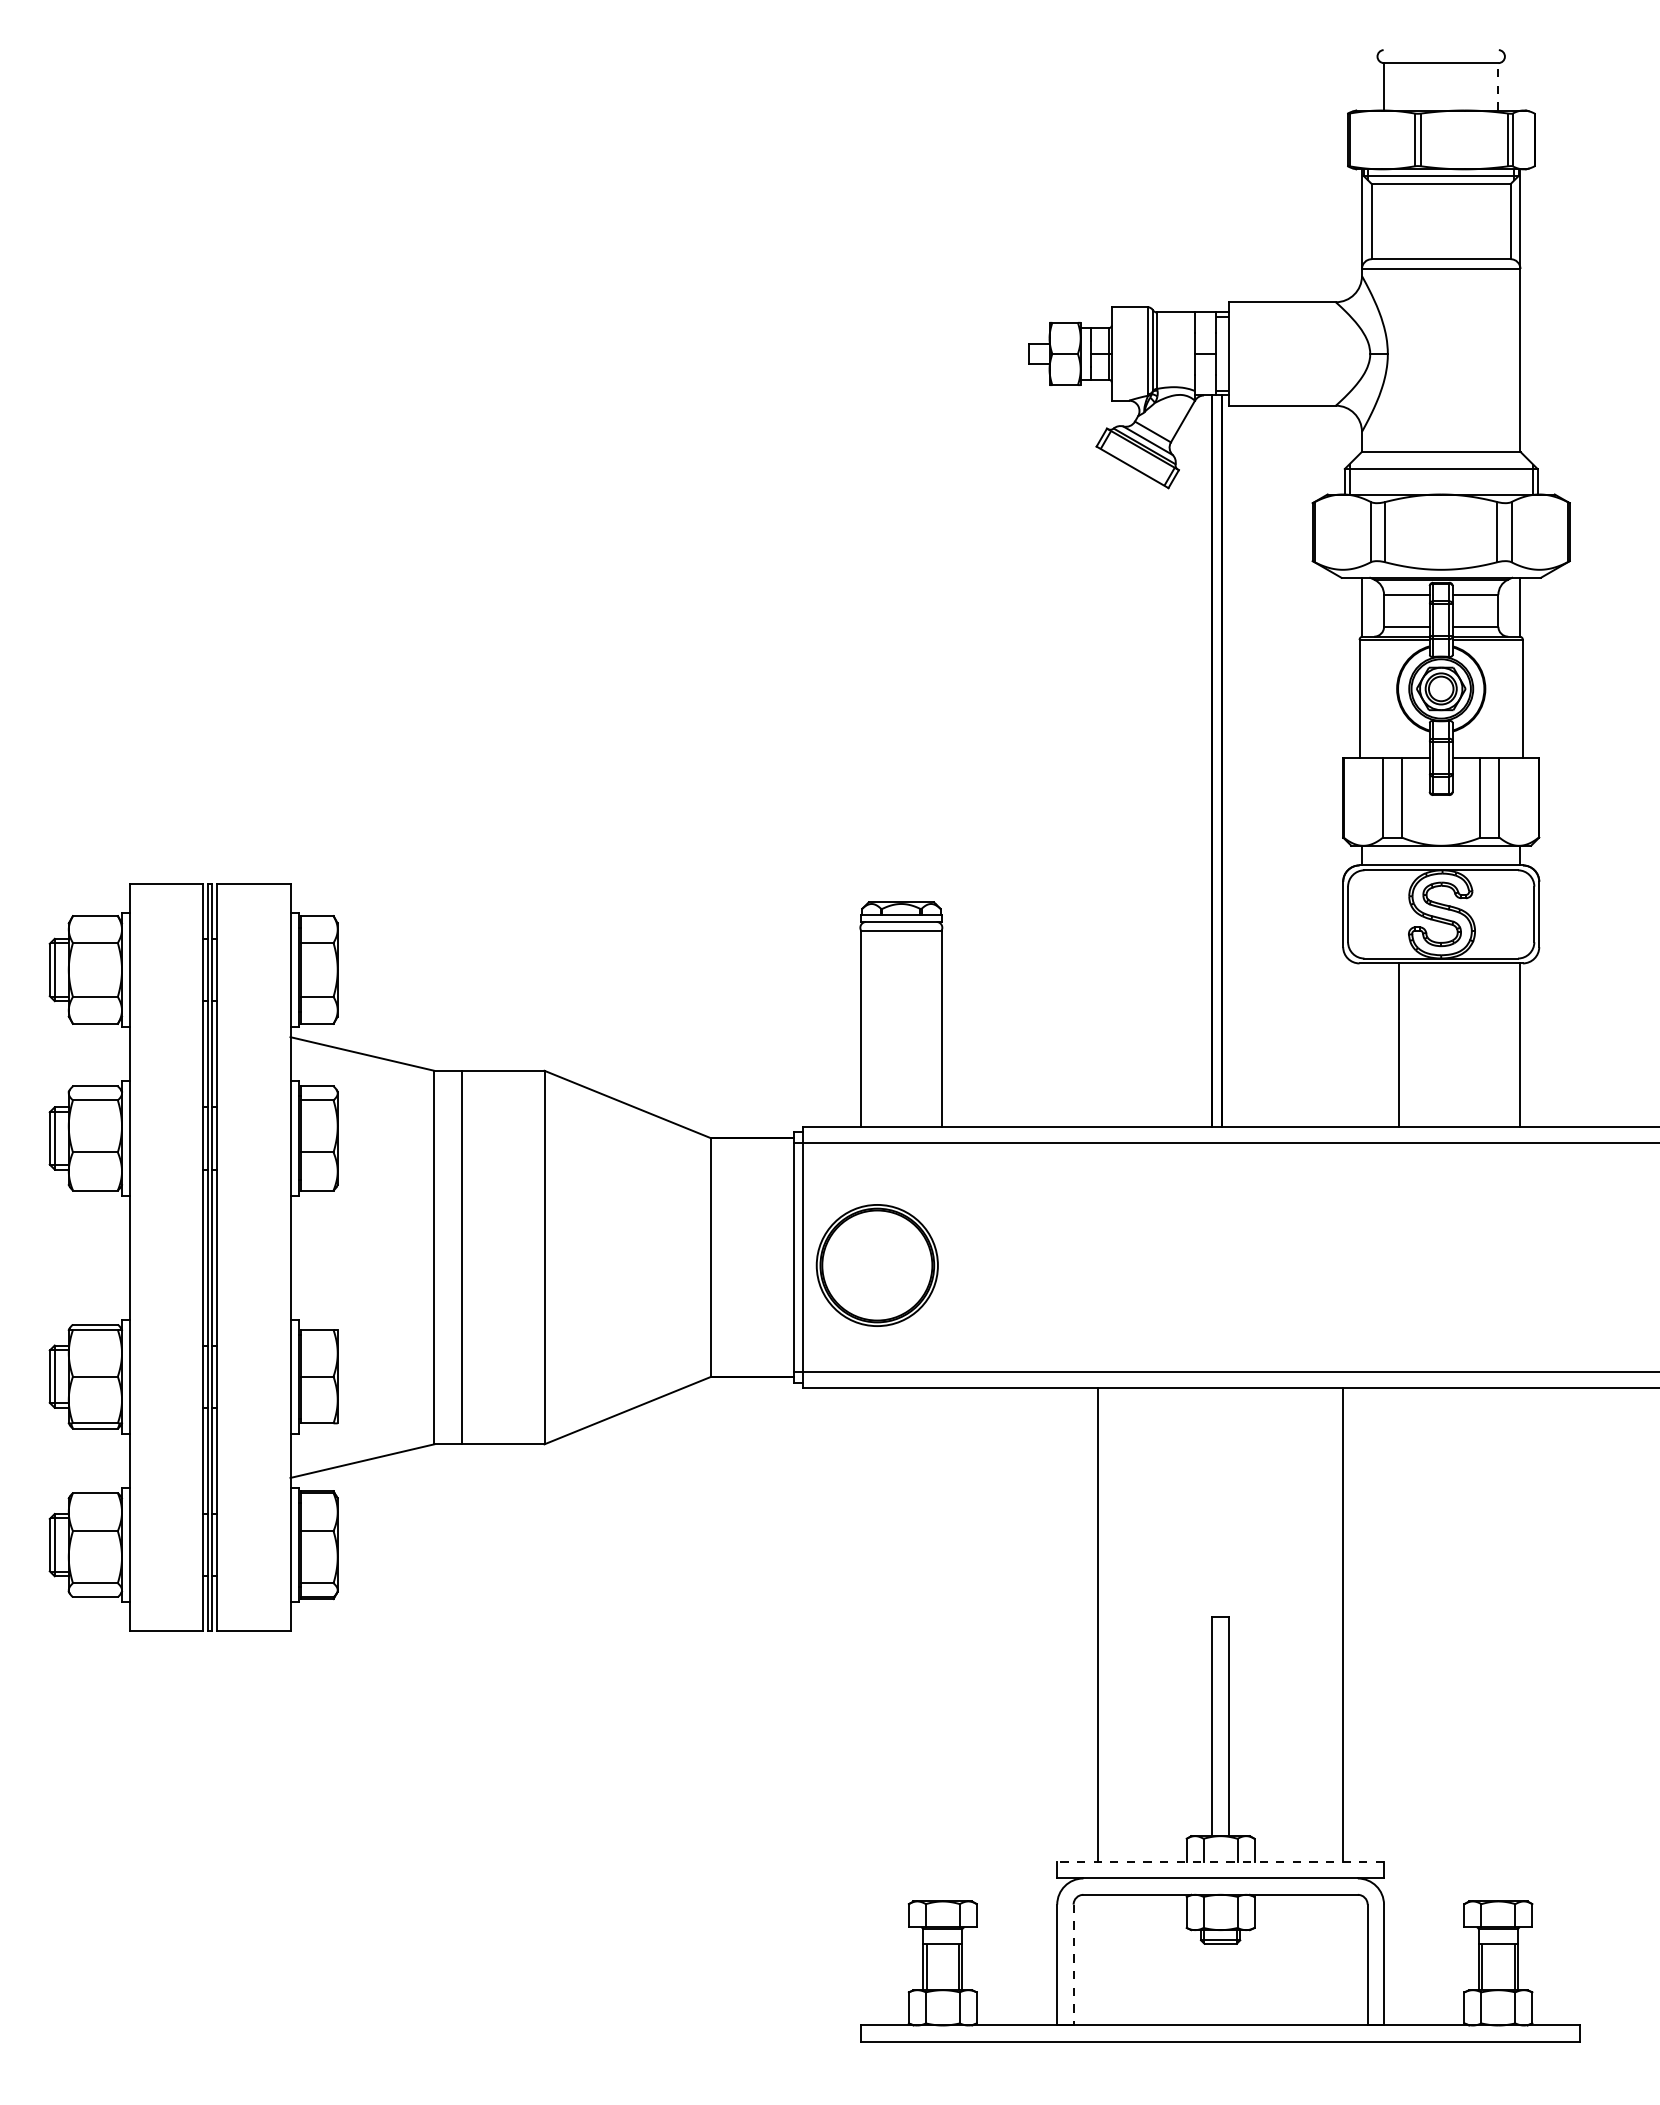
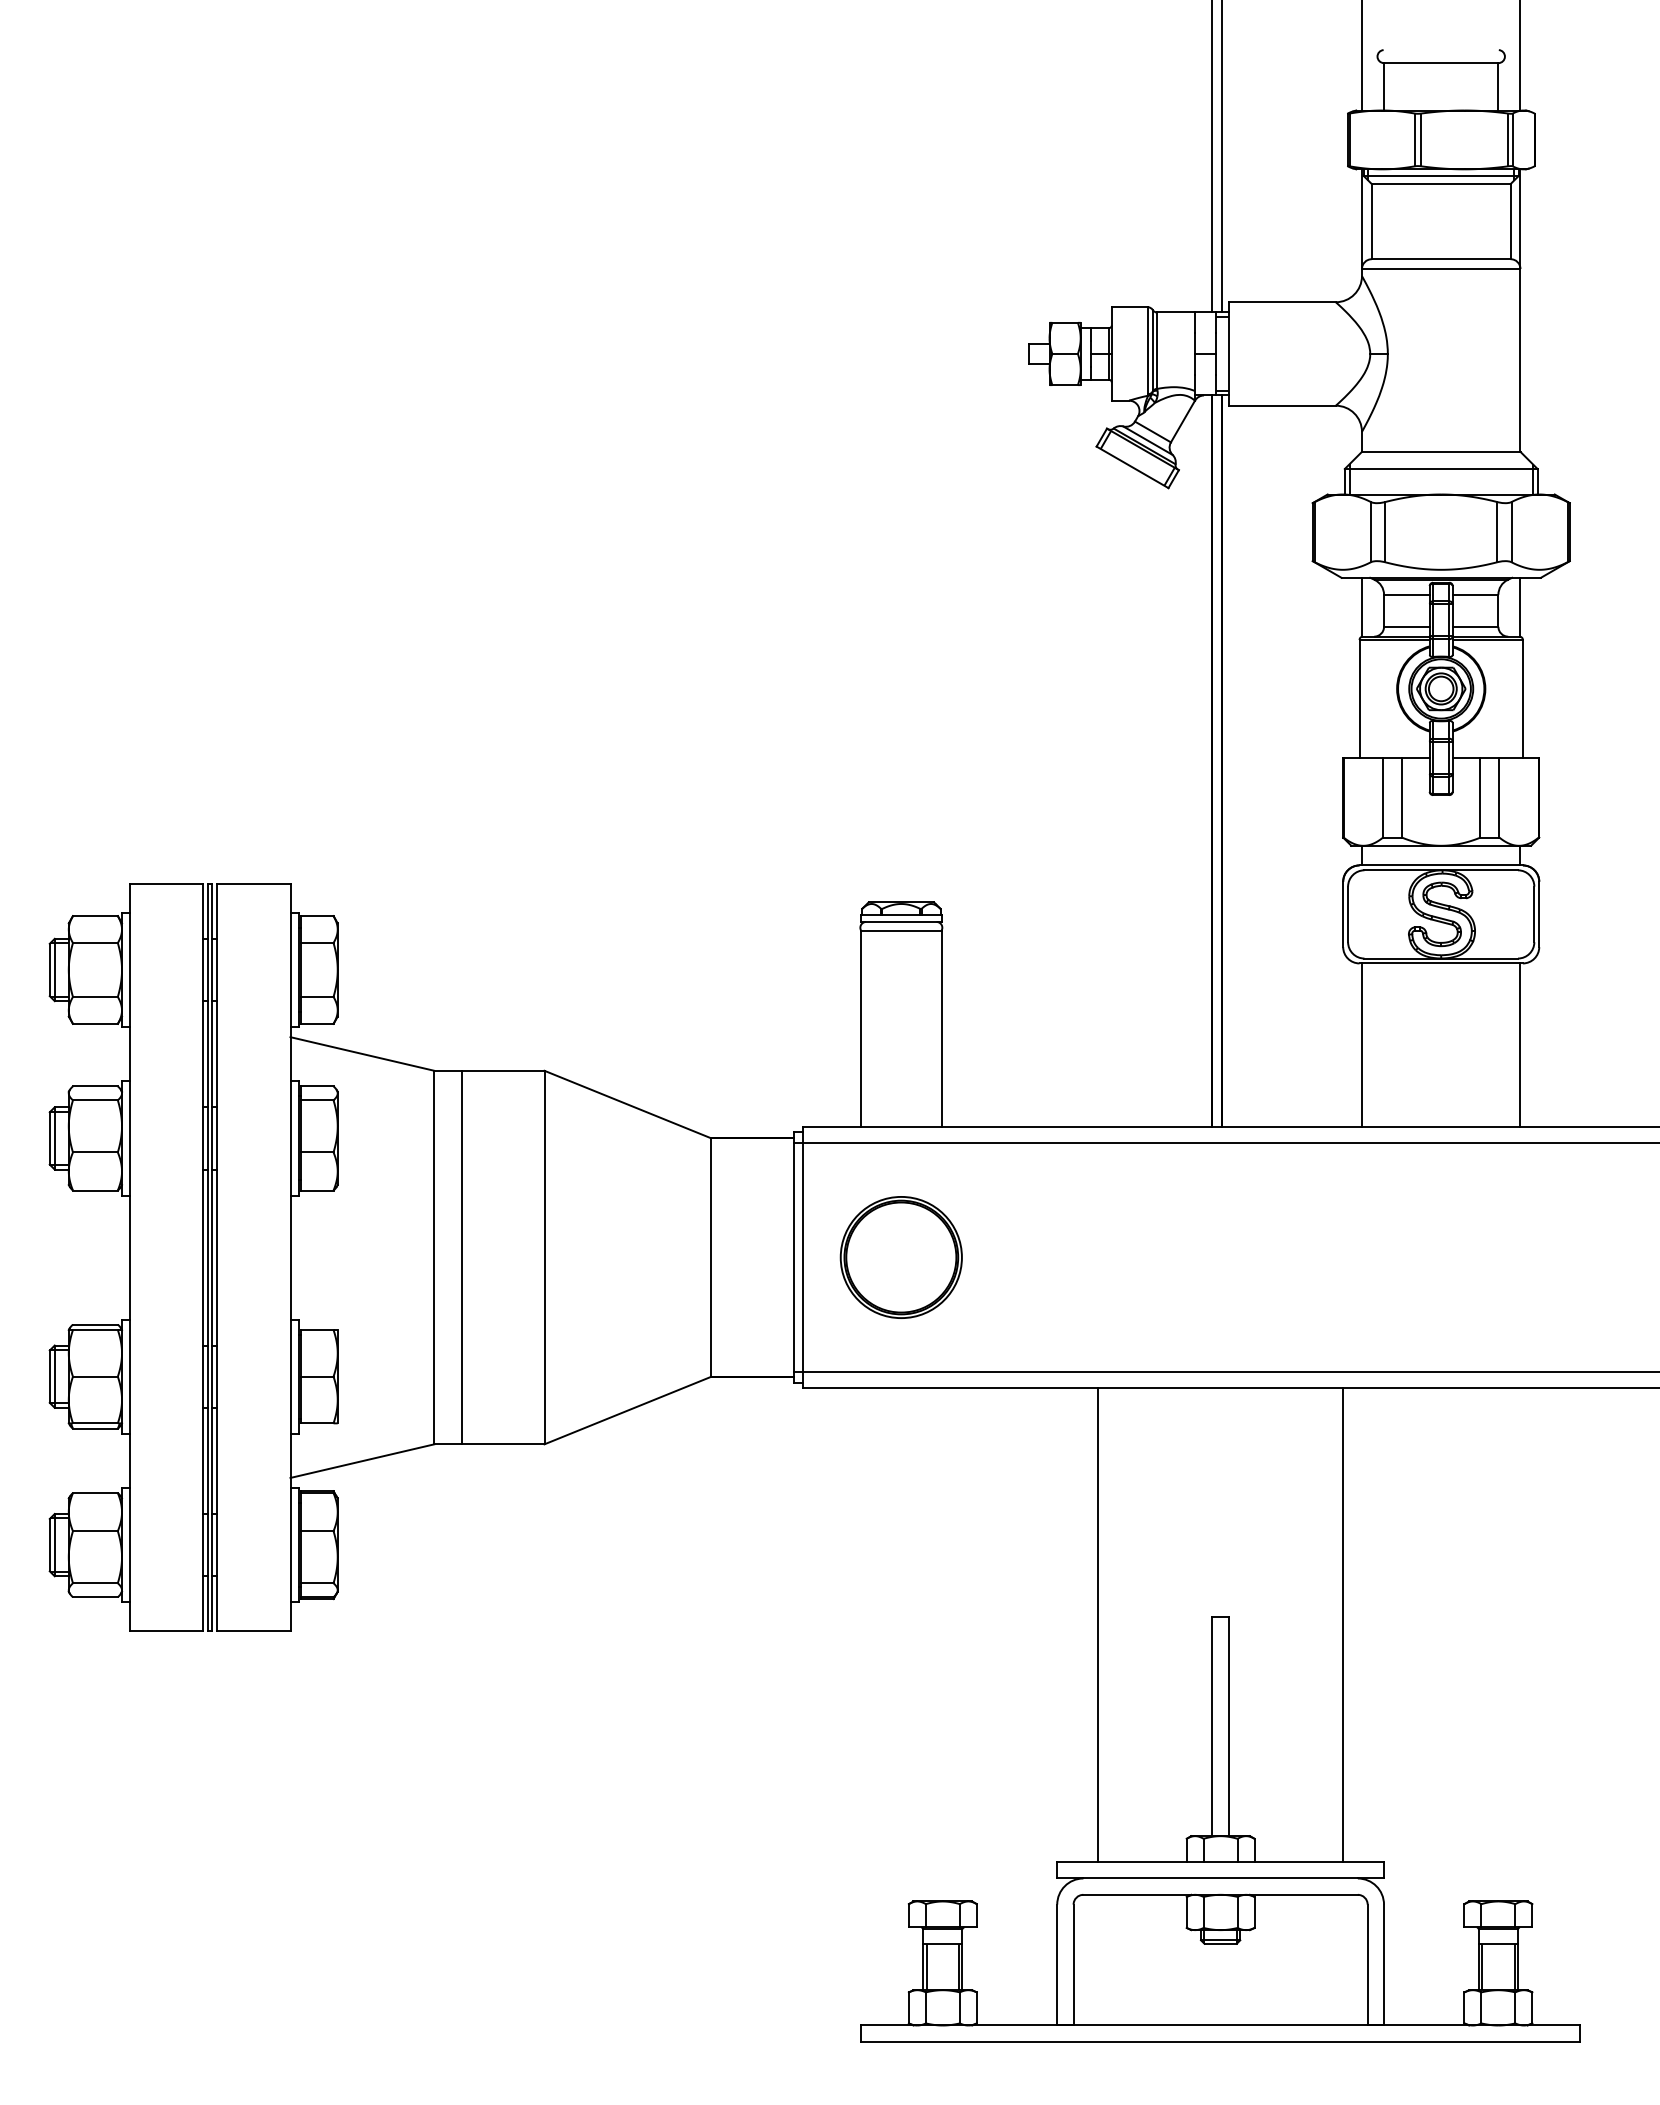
line: none -> present (1362, 56)
line: none -> present (1520, 56)
line: dashed -> solid (1498, 86)
line: none -> present (1212, 157)
line: none -> present (1222, 157)
line position: (1399, 1044) -> (1362, 1044) (1362, 1044)
part position: (876, 1265) -> (900, 1257) (900, 1257)
line: dashed -> solid (1220, 1862)
line: dashed -> solid (1073, 1965)
